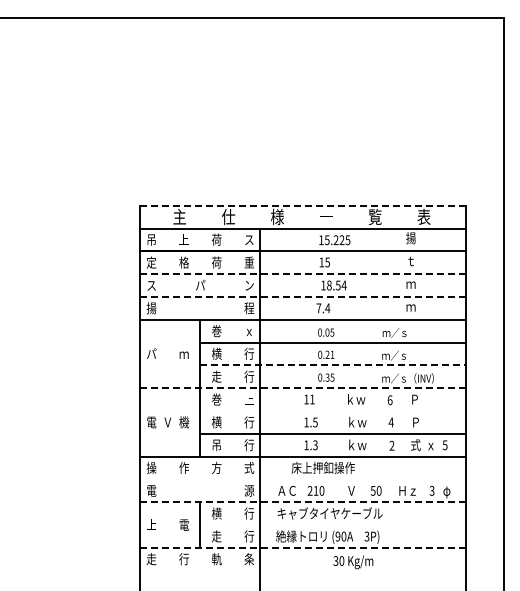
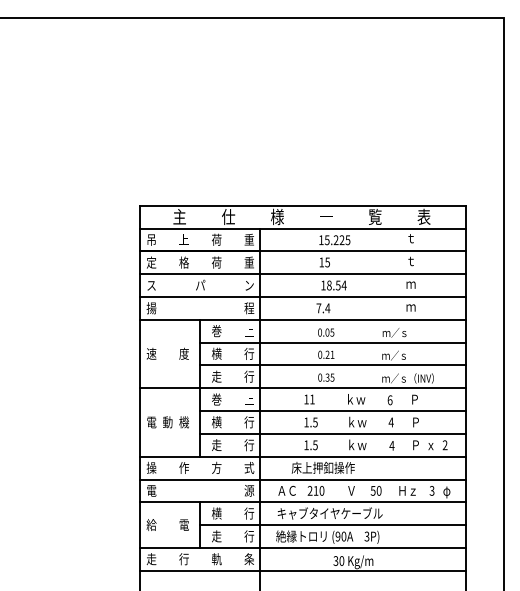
line: dashed -> solid (302, 205)
text: 揚 -> ｔ (410, 238)
text: ス -> 重 (248, 239)
line: dashed -> solid (302, 274)
line: dashed -> solid (302, 297)
text: ｘ -> 上 (249, 332)
text: パ -> 速 (151, 353)
text: ｍ -> 度 (183, 353)
line: dashed -> solid (332, 365)
line: dashed -> solid (302, 388)
line: none -> present (332, 411)
text: Ｖ -> 動 (167, 422)
text: 1.3 -> 1.5 (315, 444)
text: 吊 -> 走 (216, 445)
text: 2 -> 4 (391, 445)
text: 式 -> Ｐ (415, 445)
text: 5 -> 2 (444, 445)
line: none -> present (302, 479)
line: dashed -> solid (302, 502)
text: 上 -> 給 (151, 524)
line: none -> present (332, 525)
line: dashed -> solid (302, 547)
line: none -> present (302, 570)
